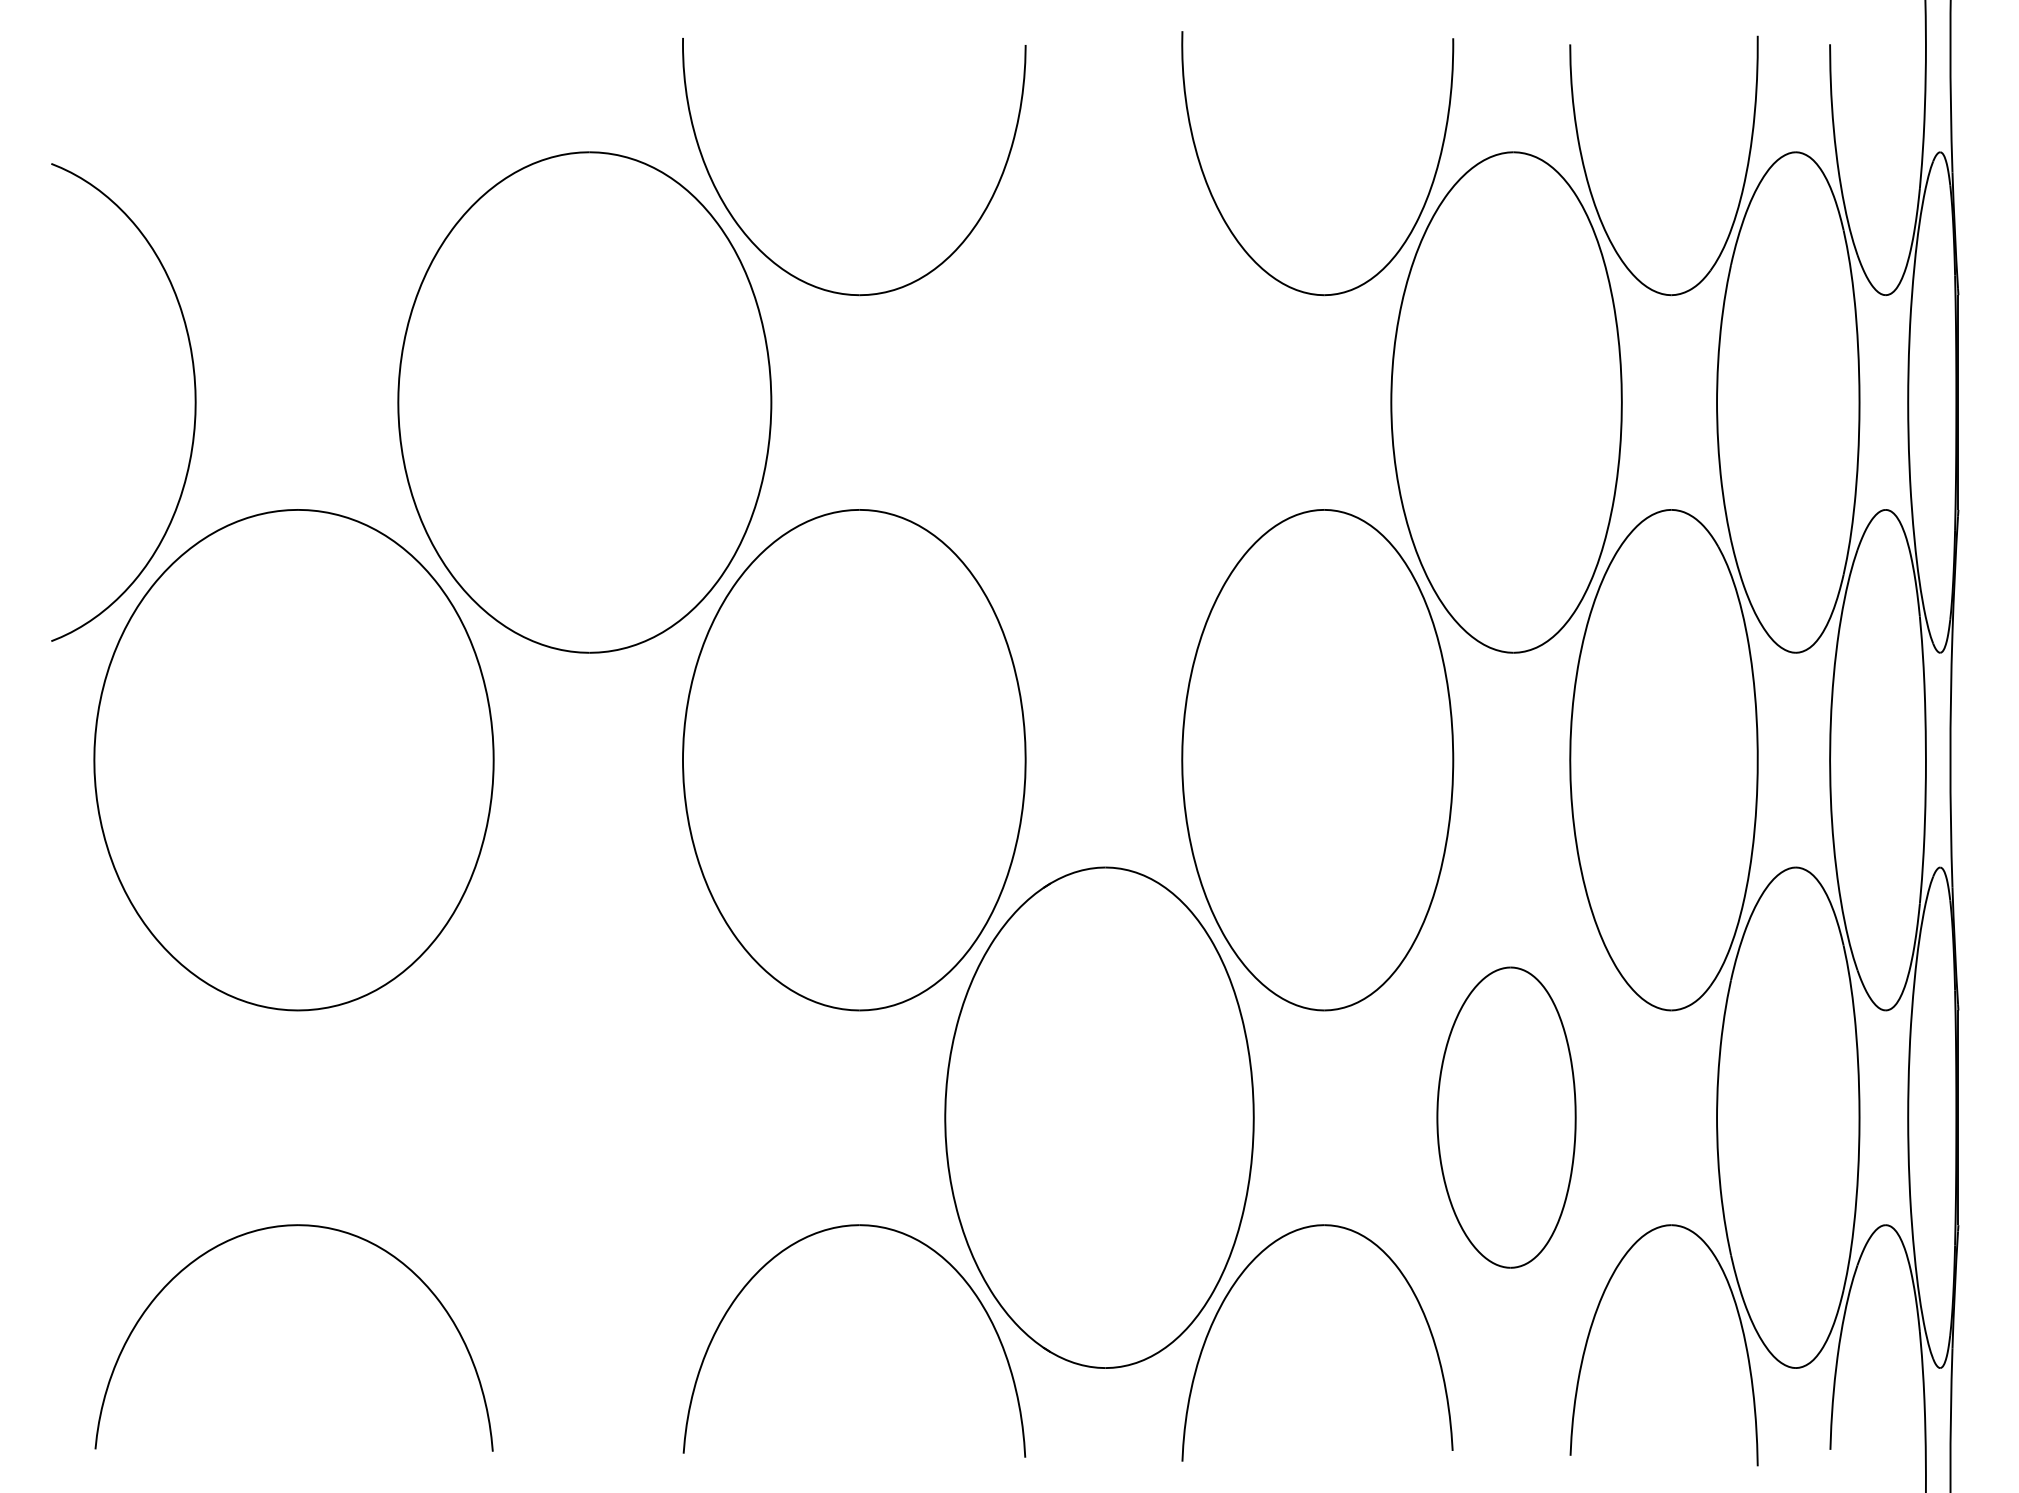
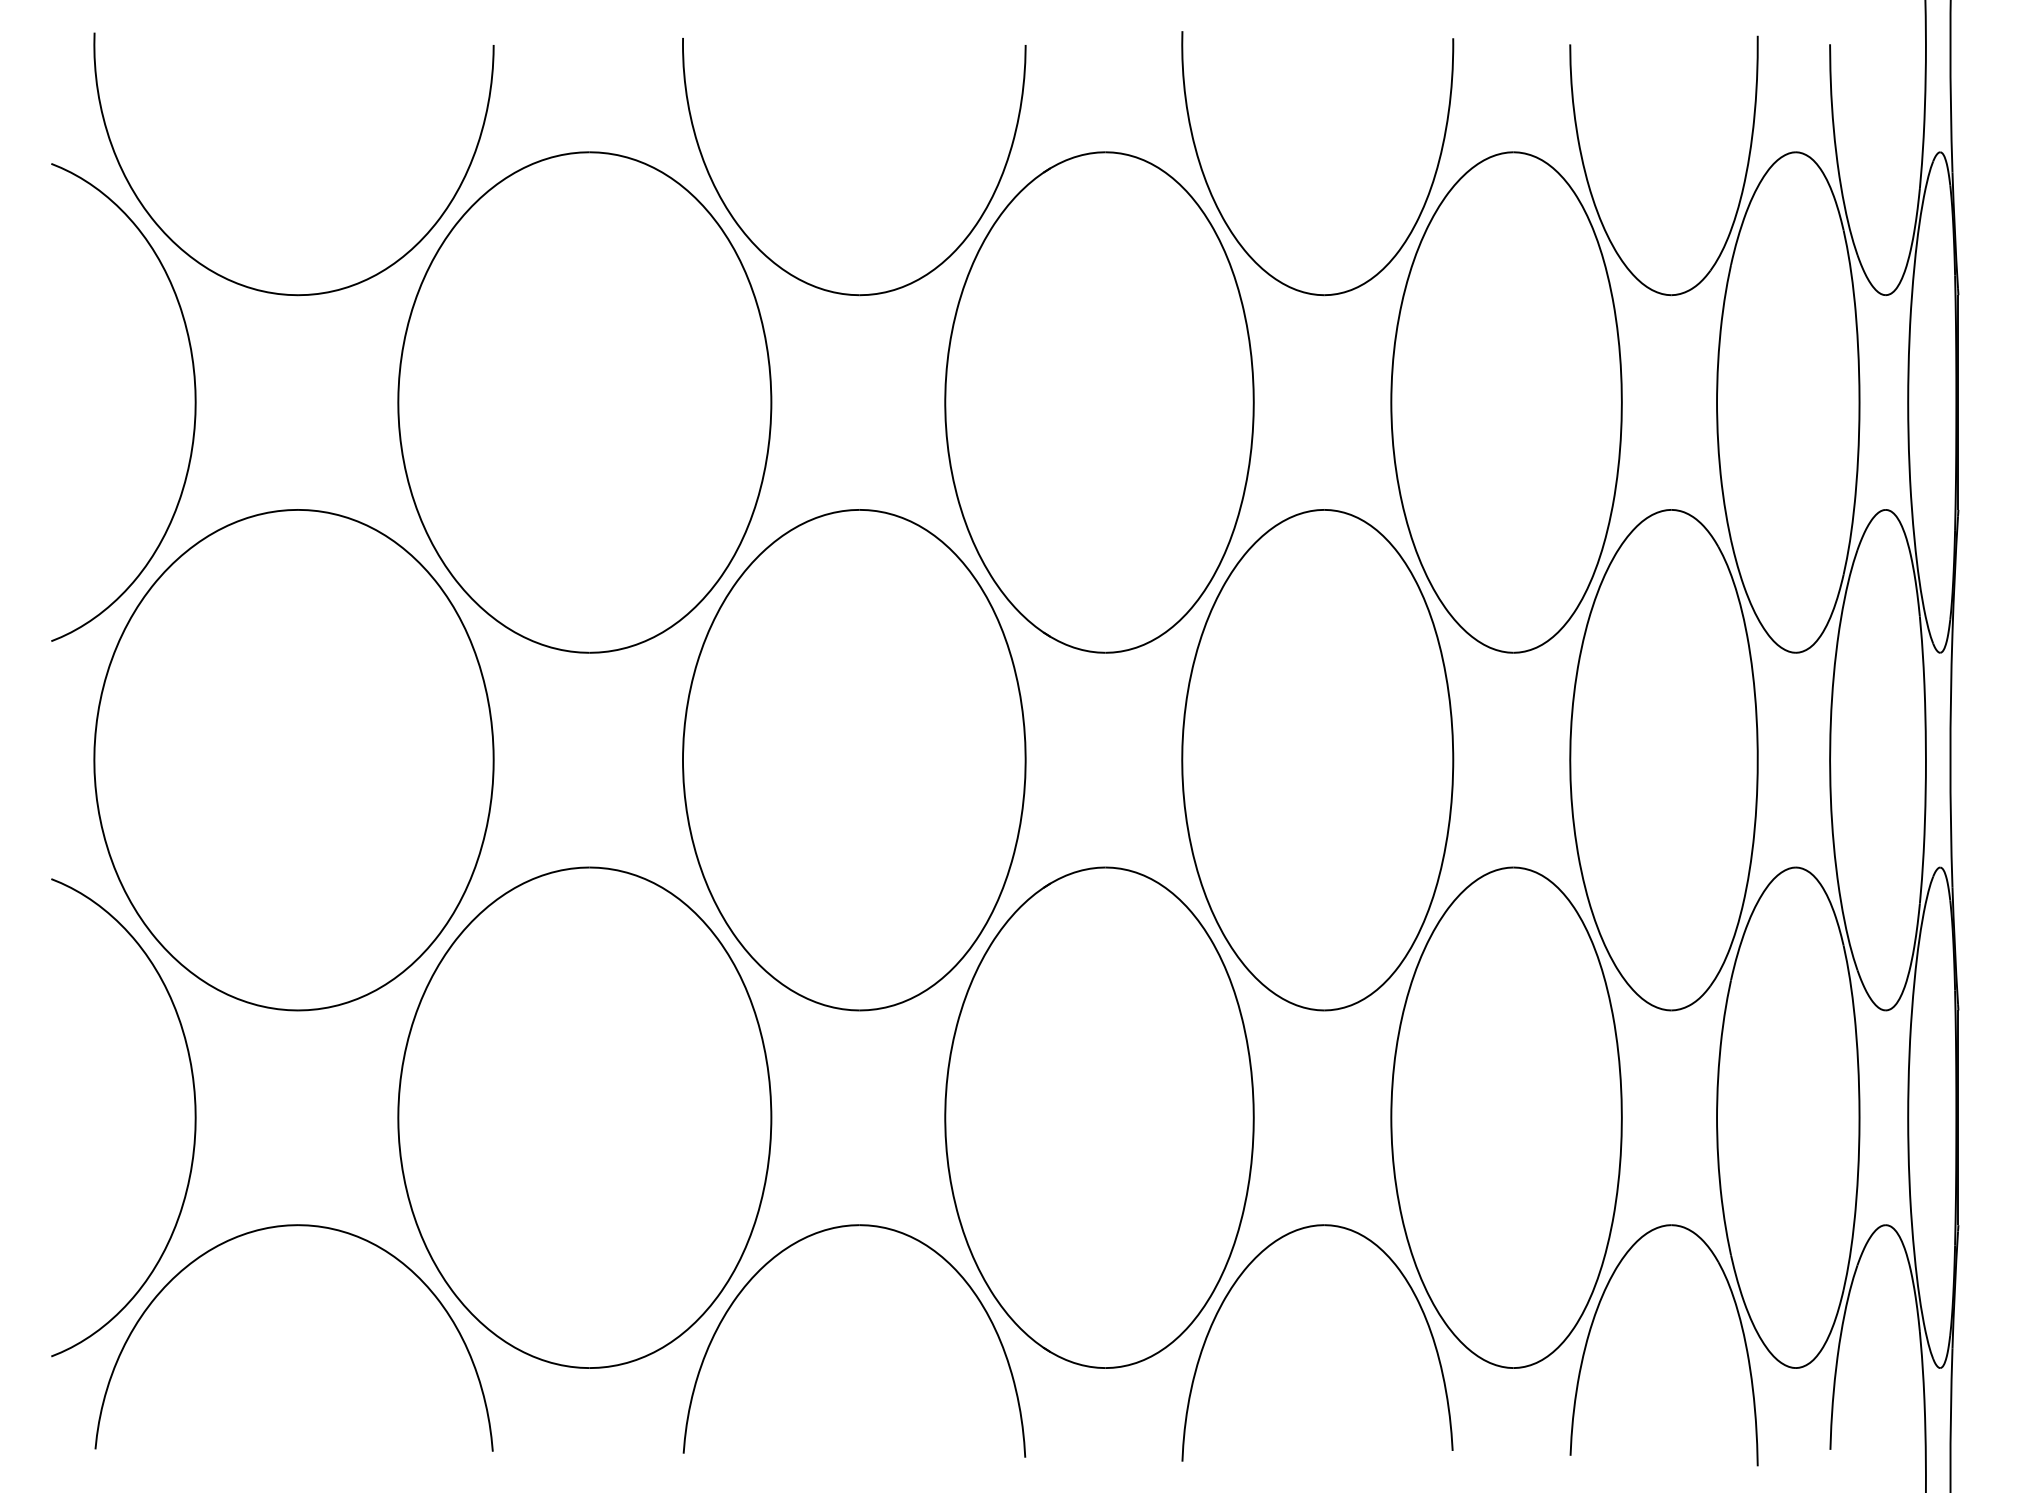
part: none -> present (270, 291)
part: none -> present (1099, 402)
curve: none -> present (194, 1117)
part: none -> present (584, 1117)
part size: 141x303 px -> 233x503 px (1506, 1117)
